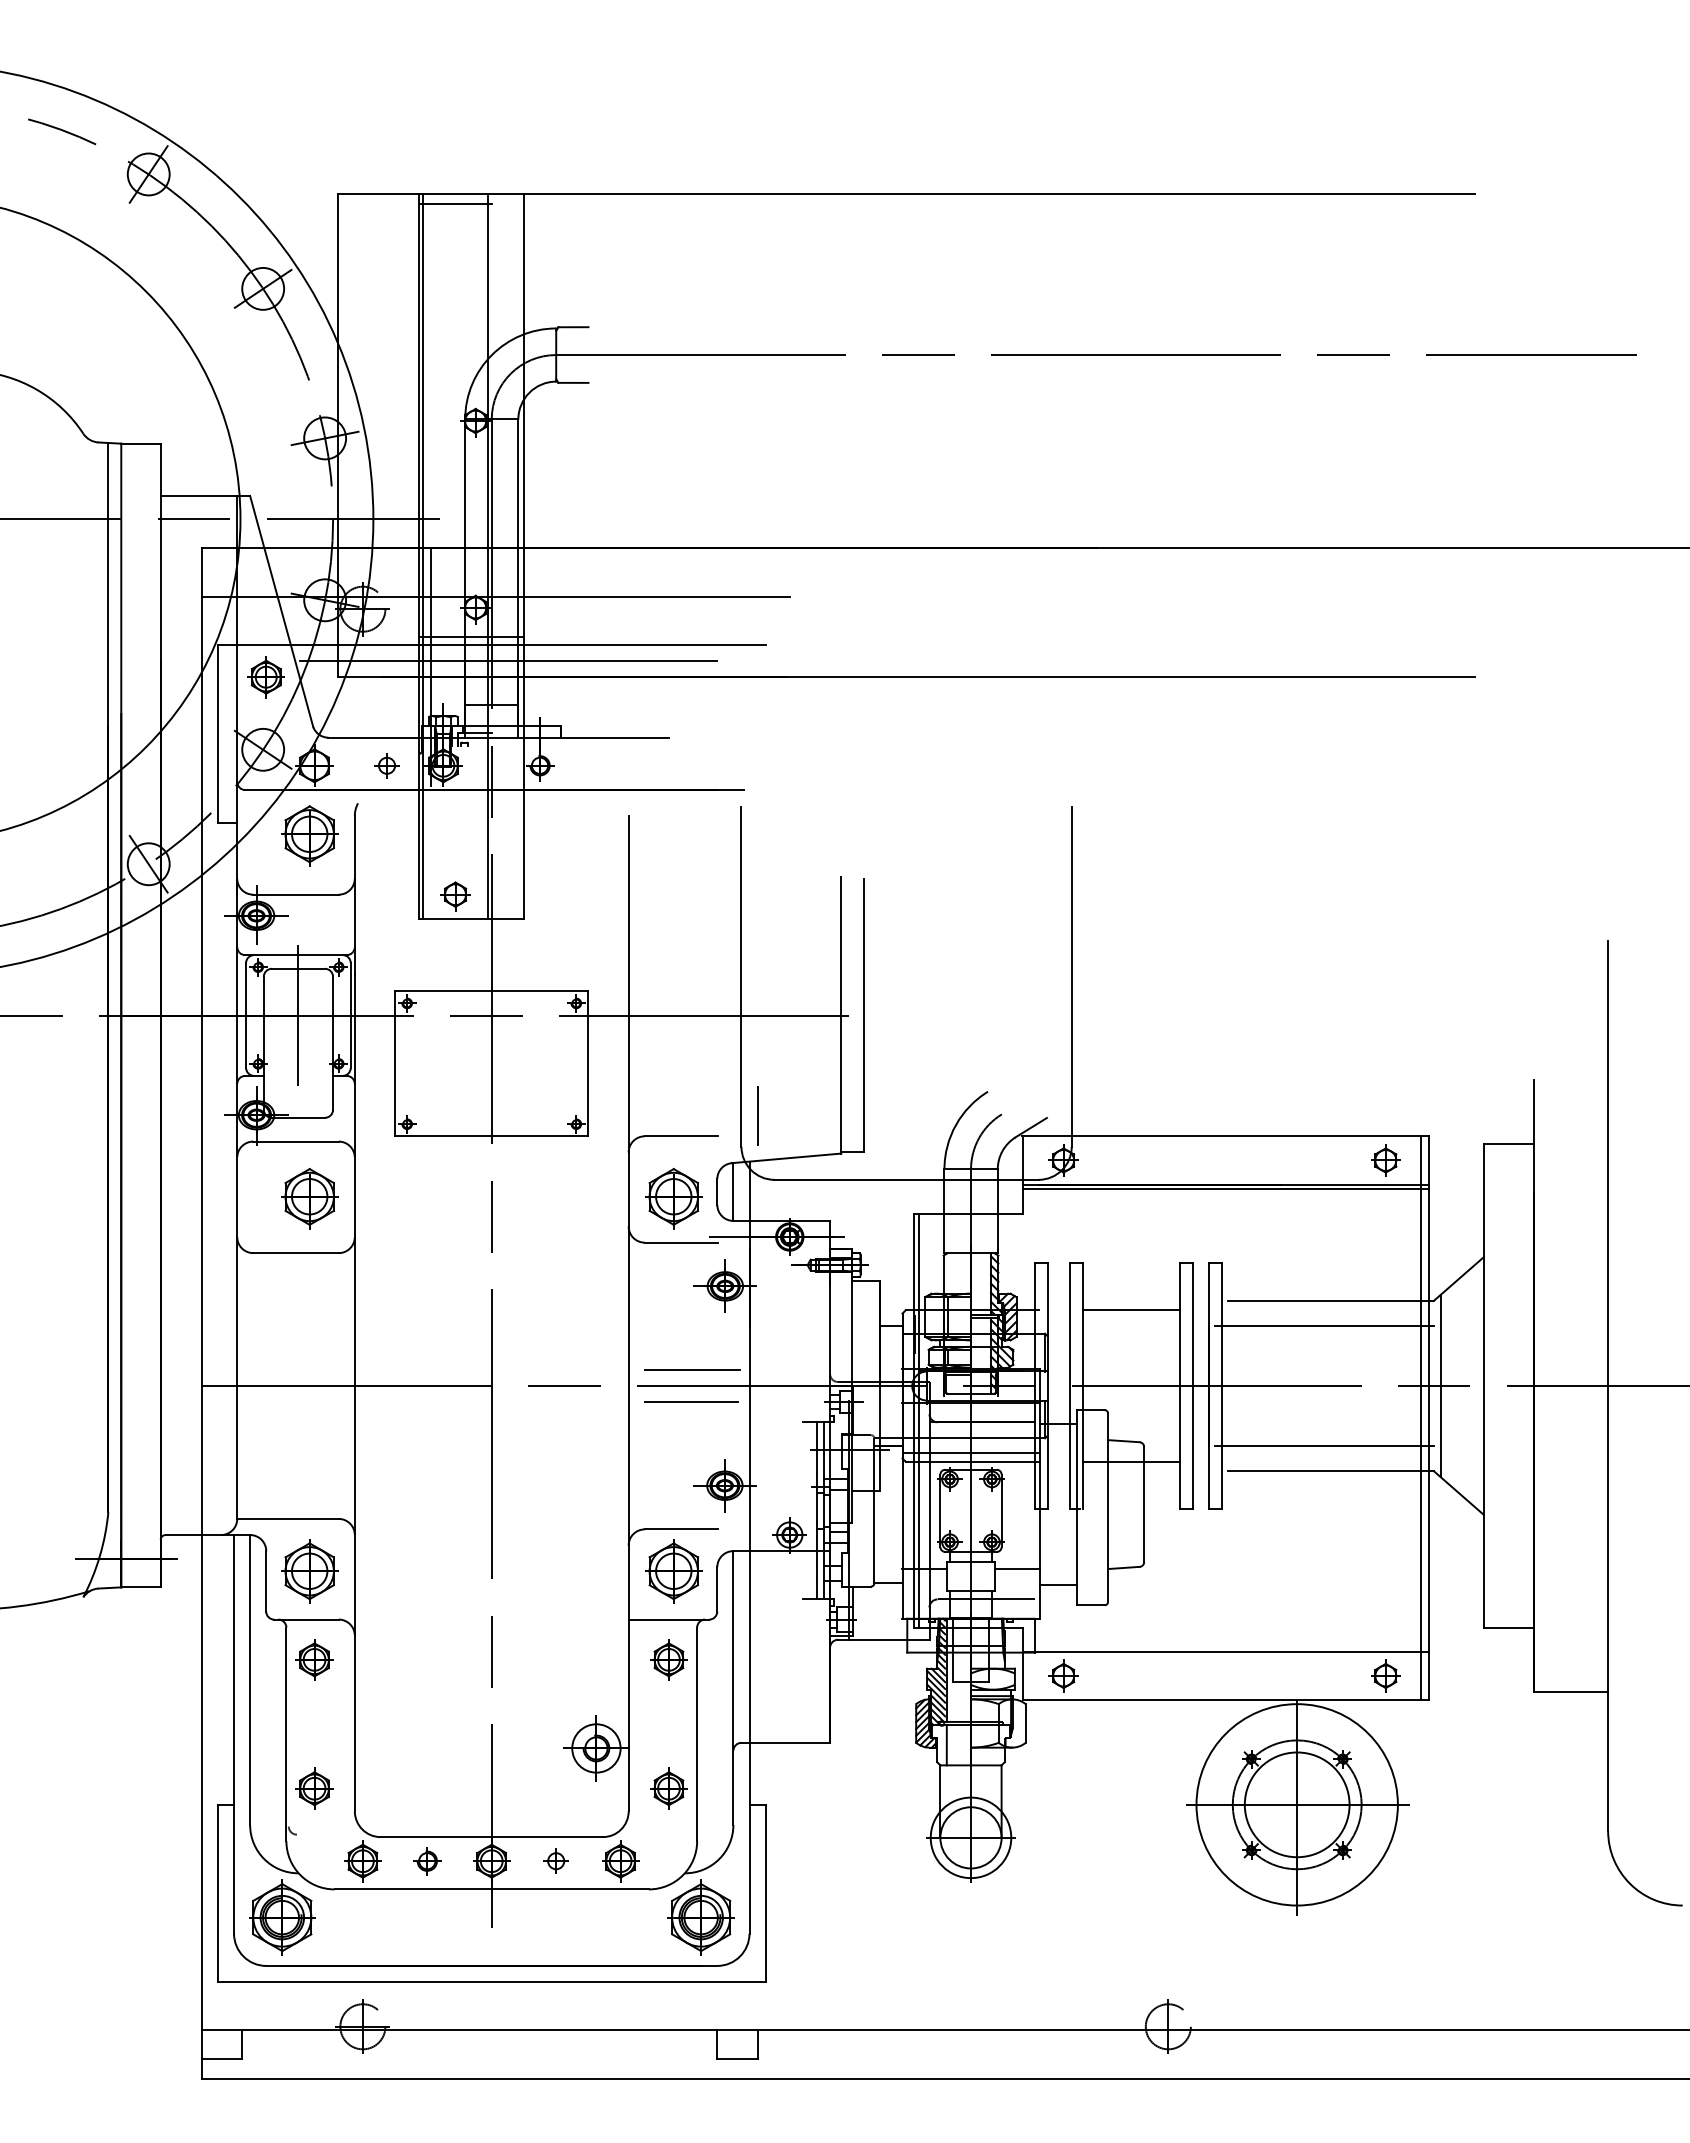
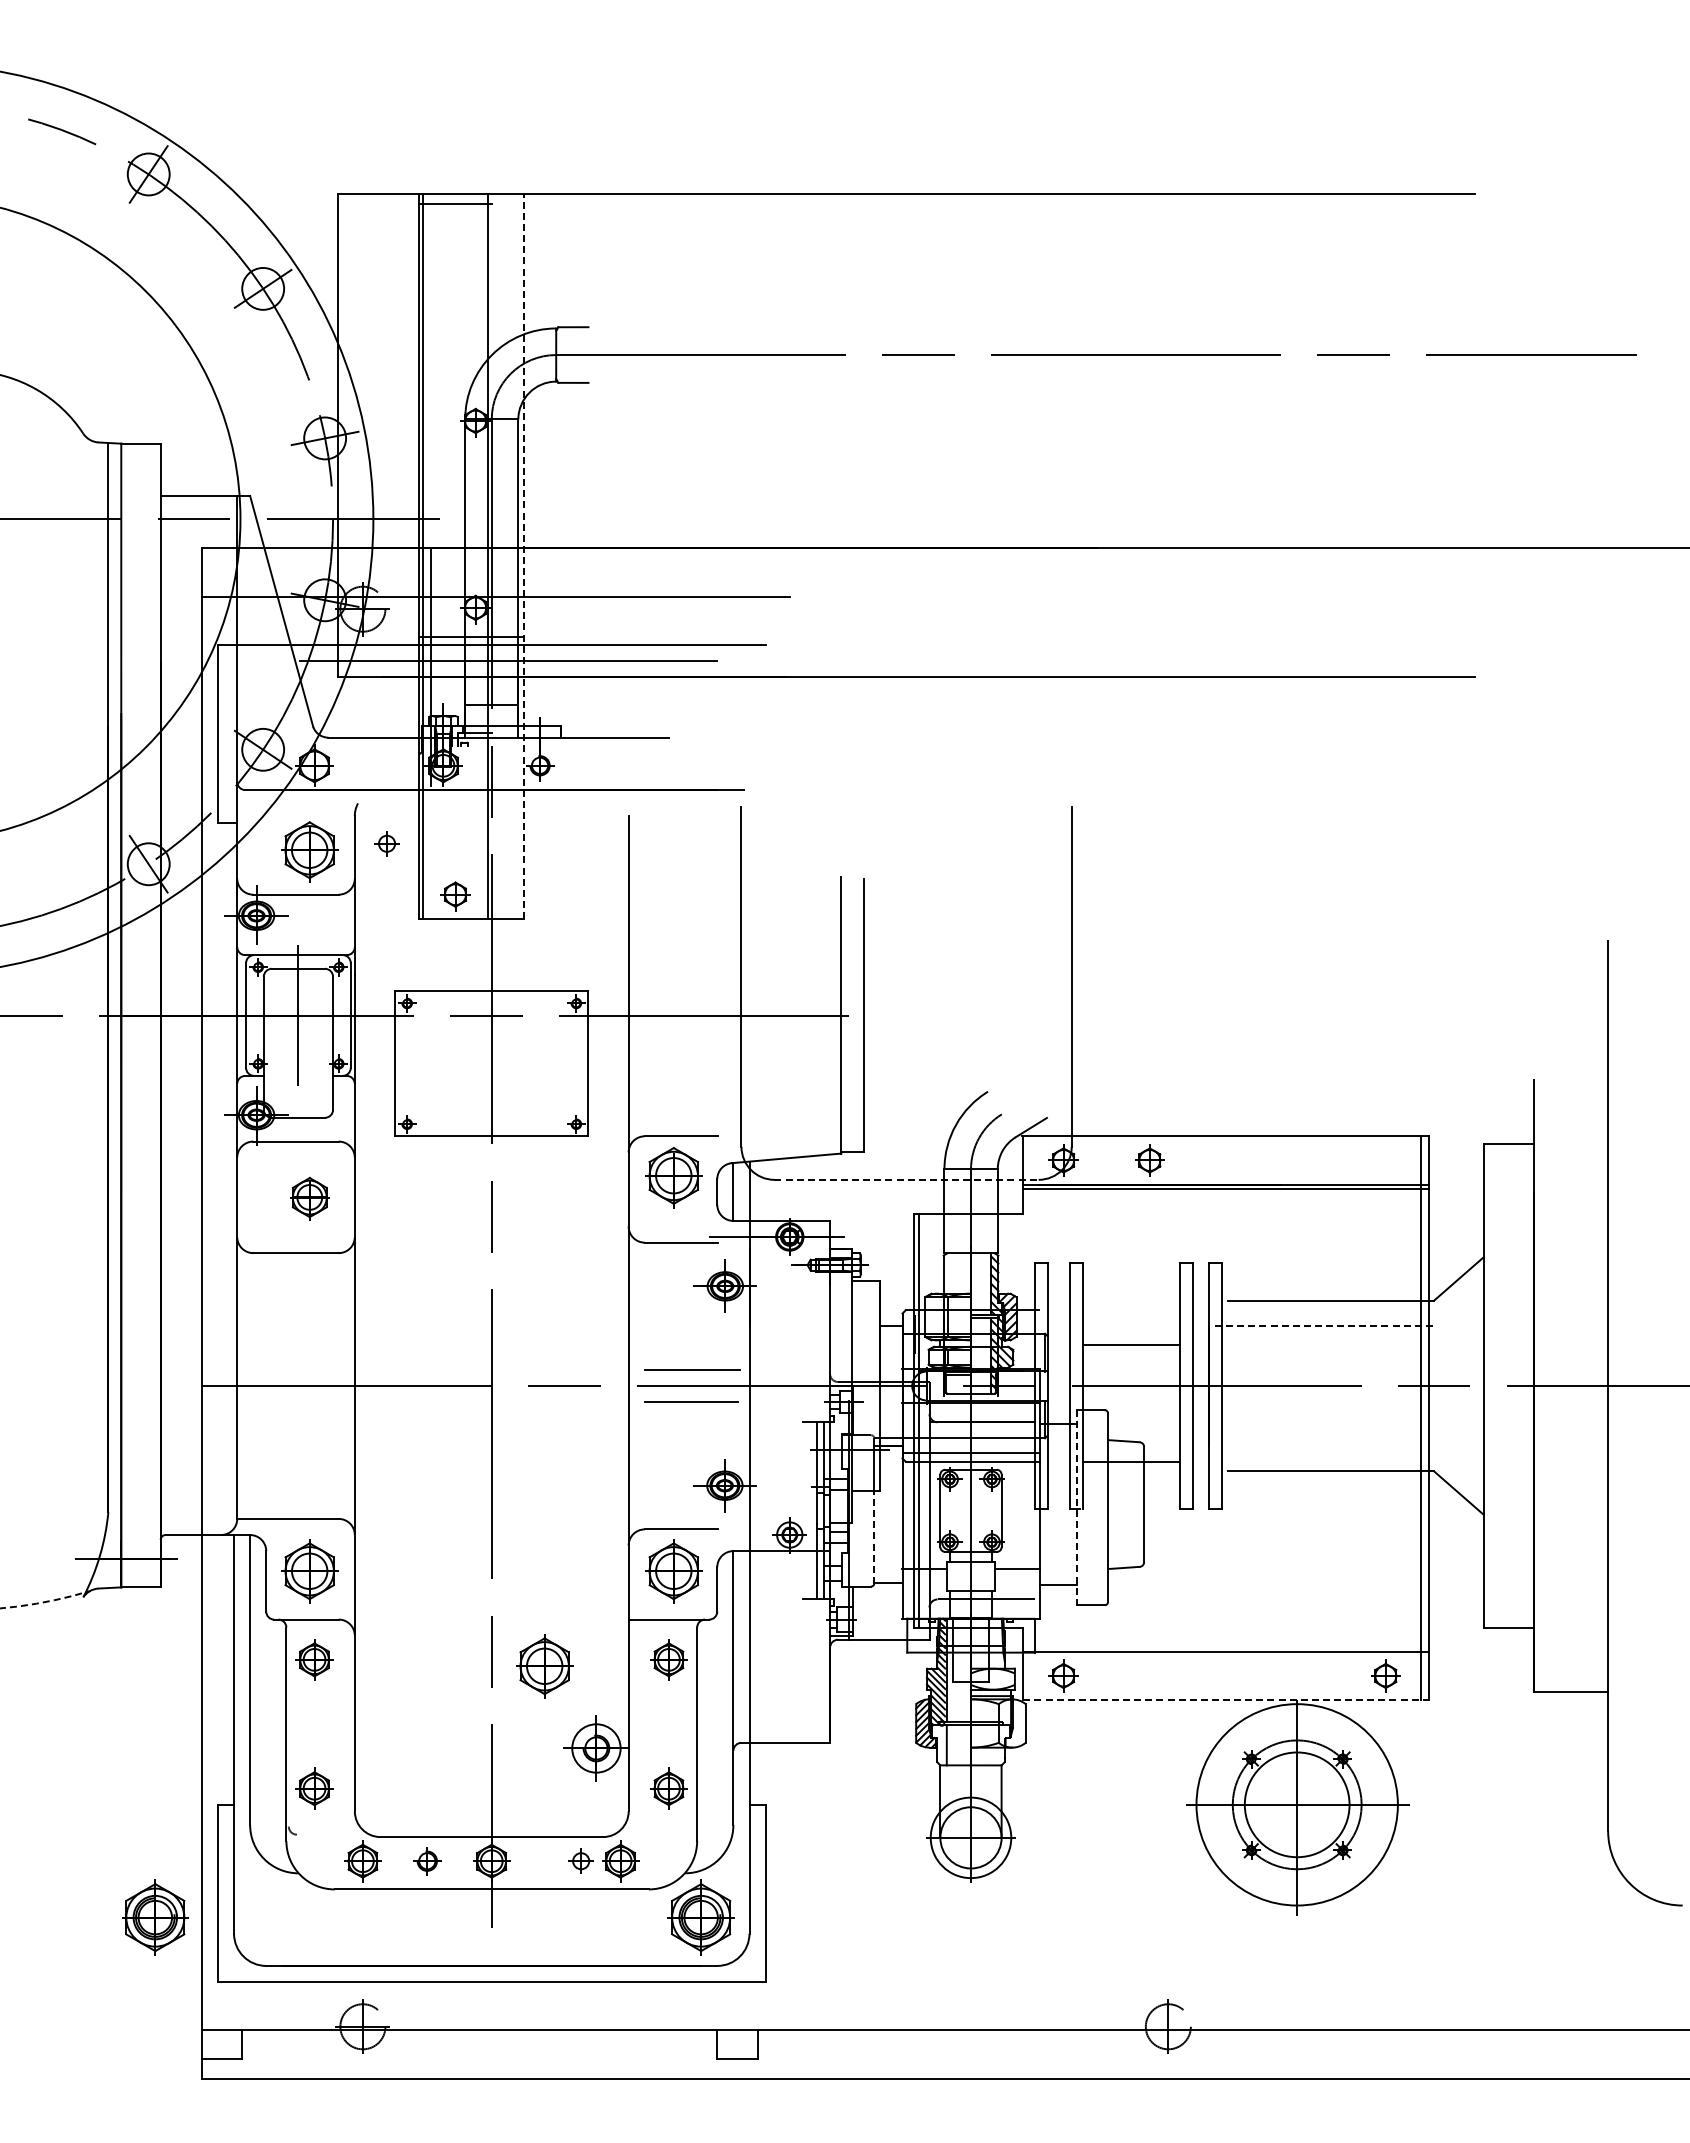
line: solid -> dashed (523, 555)
part: present -> none (265, 677)
part position: (386, 765) -> (386, 843) (386, 843)
part position: (309, 835) -> (309, 851) (309, 851)
line: present -> none (757, 1115)
part position: (1385, 1160) -> (1149, 1160) (1149, 1160)
line: solid -> dashed (907, 1179)
part size: 58x62 px -> 40x44 px (309, 1198)
part position: (673, 1198) -> (673, 1177) (673, 1177)
line position: (1131, 1310) -> (1131, 1345) (1131, 1345)
line: solid -> dashed (1324, 1325)
line: present -> none (1440, 1385)
line: present -> none (1324, 1446)
line: solid -> dashed (1076, 1507)
line: solid -> dashed (874, 1535)
arc: solid -> dashed (44, 1602)
part: none -> present (544, 1666)
line: solid -> dashed (1226, 1700)
part position: (555, 1860) -> (580, 1860) (580, 1860)
part position: (282, 1917) -> (155, 1917) (155, 1917)
